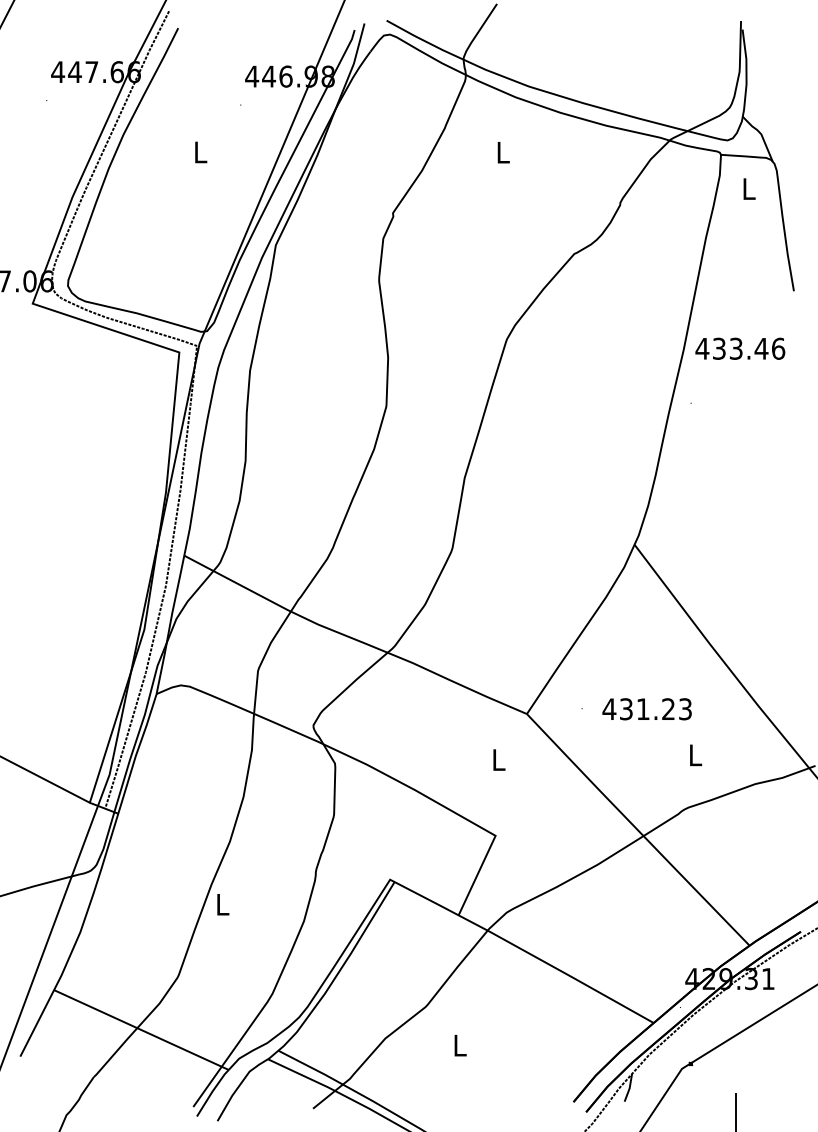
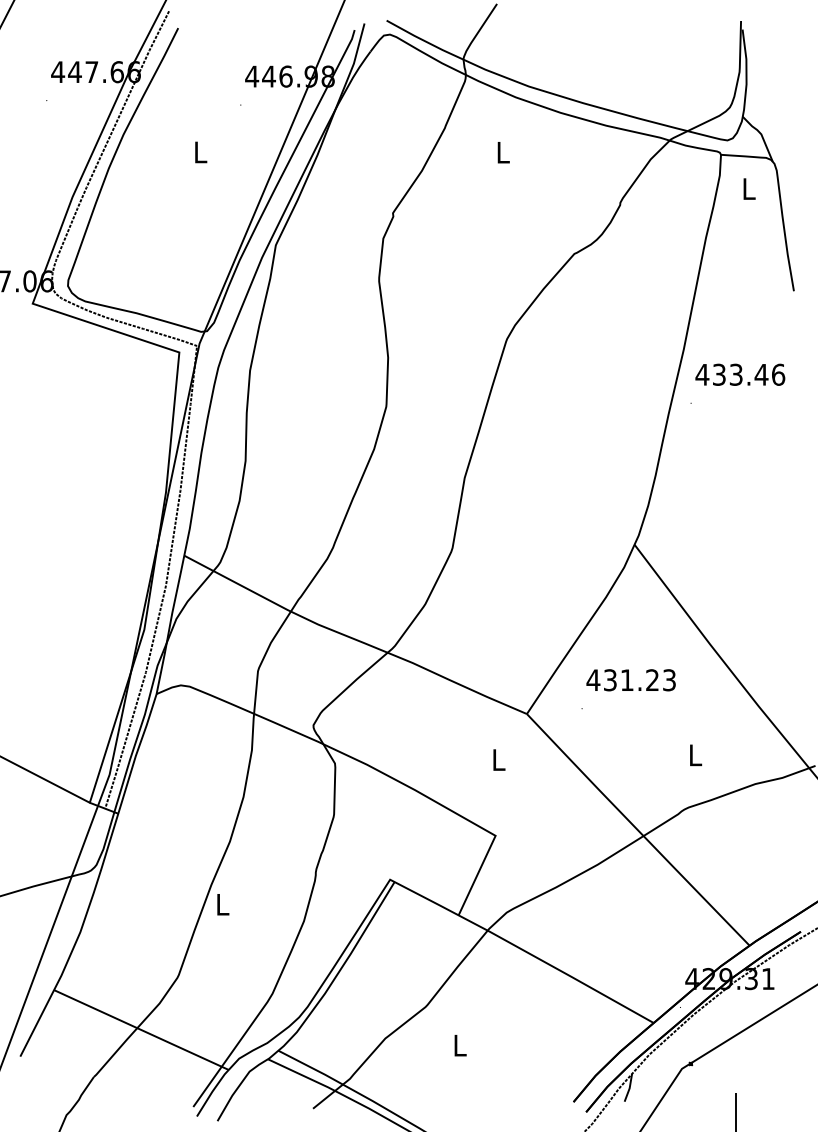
text position: (740, 348) -> (740, 374) (740, 374)
text position: (646, 709) -> (630, 680) (630, 680)
